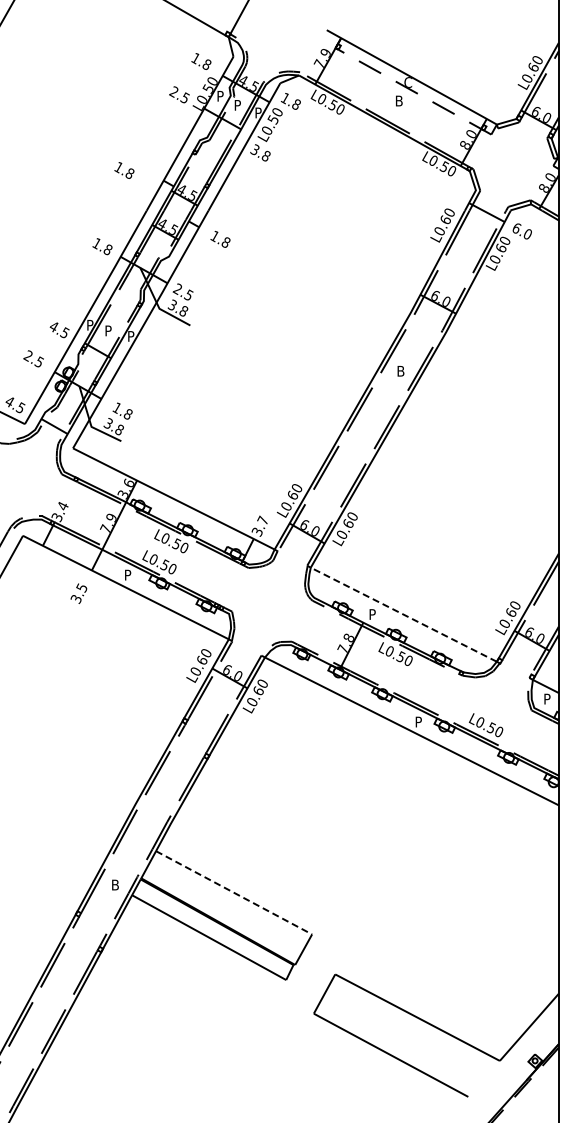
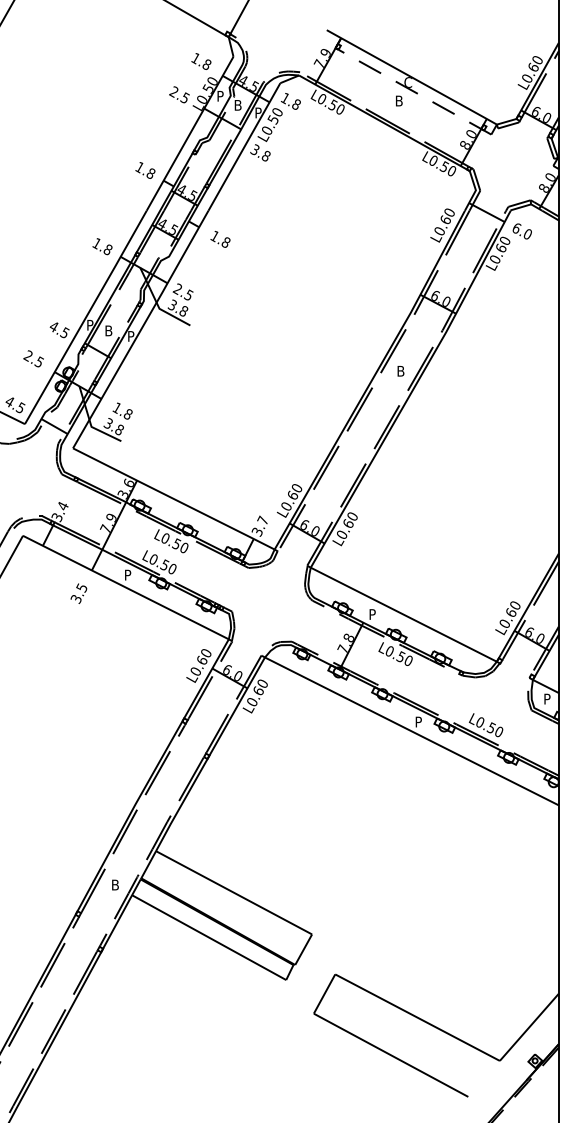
text: P -> B (238, 105)
text position: (124, 170) -> (145, 170) (145, 170)
text: P -> B (109, 330)
line: dashed -> solid (403, 614)
line: dashed -> solid (234, 893)
